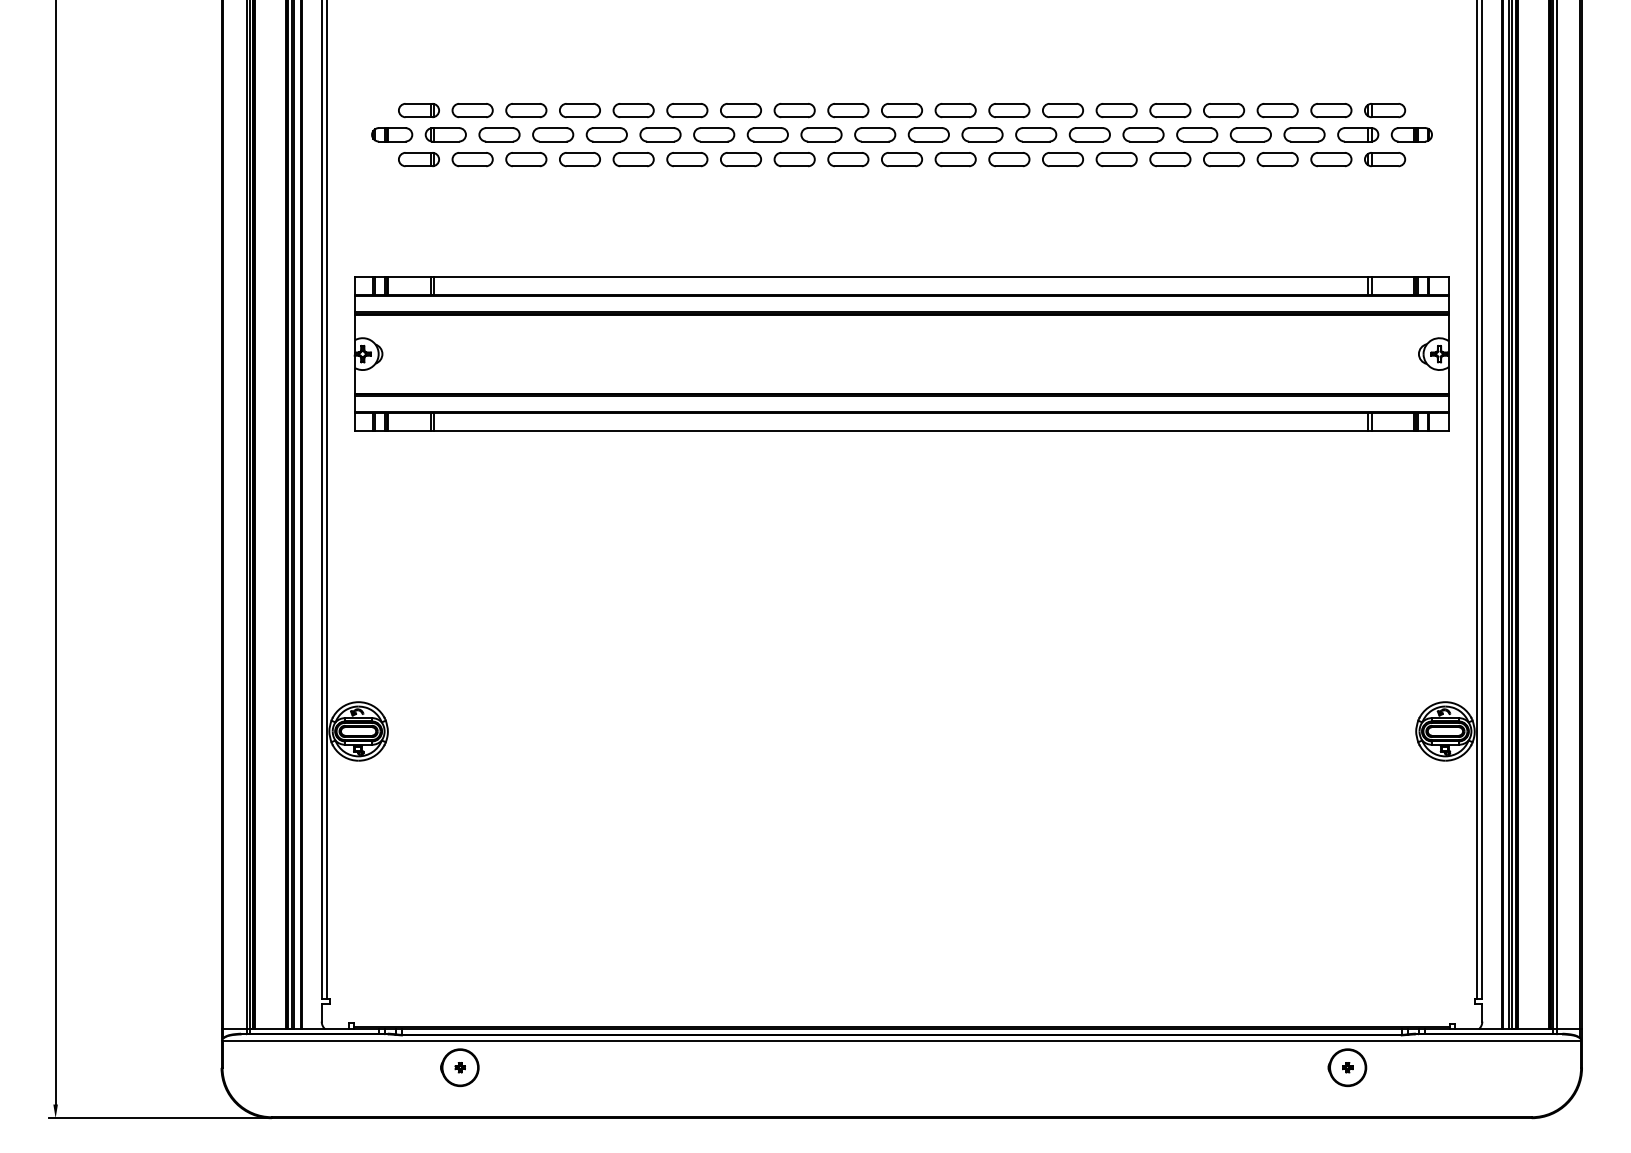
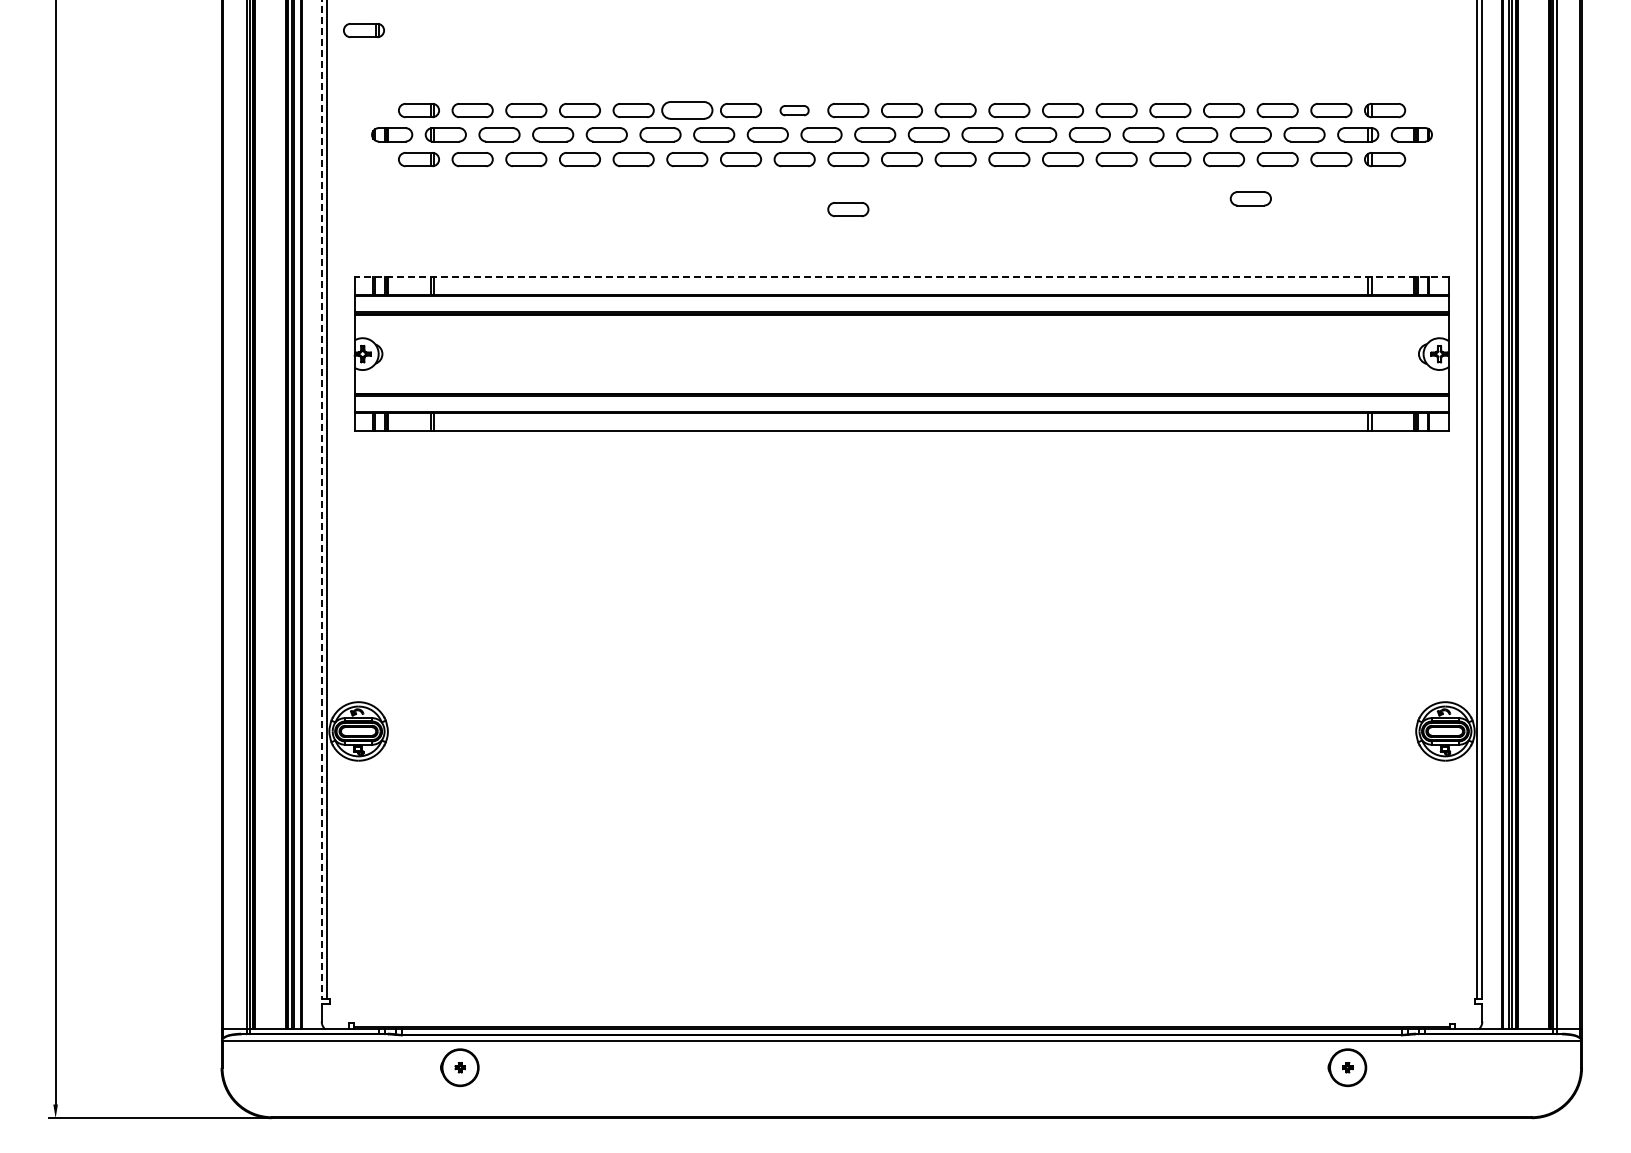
part: none -> present (363, 30)
part size: 43x16 px -> 53x19 px (687, 110)
part size: 43x16 px -> 31x12 px (794, 110)
part: none -> present (1250, 198)
part: none -> present (848, 209)
line: solid -> dashed (902, 276)
line: solid -> dashed (321, 500)
